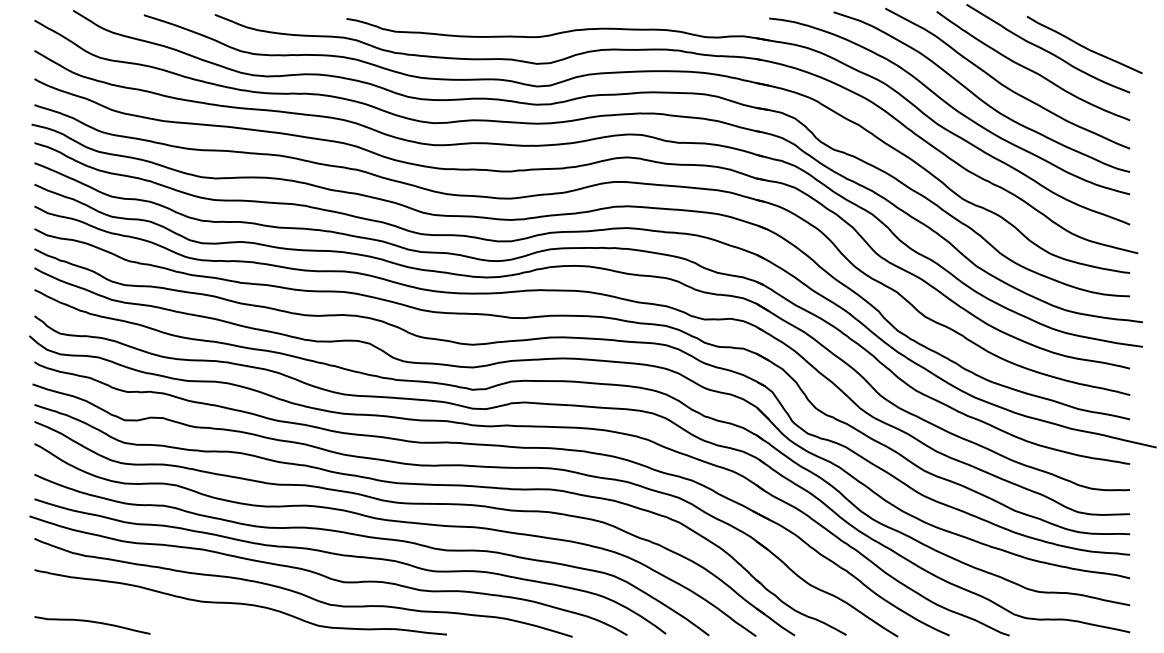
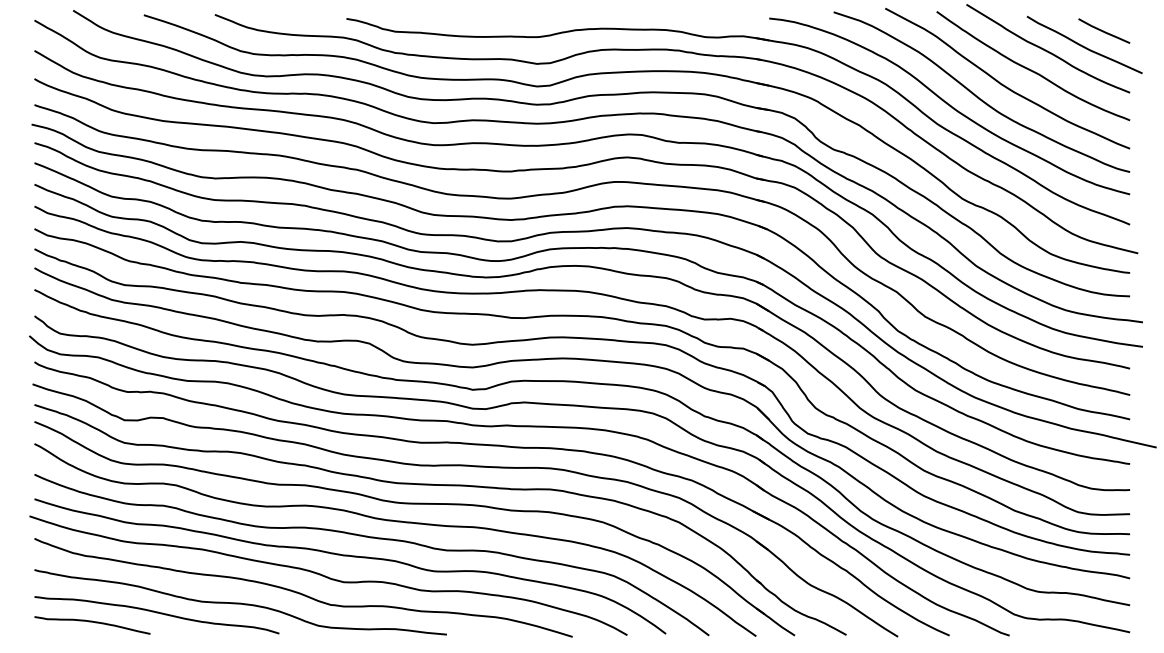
line: none -> present (1103, 30)
curve: none -> present (156, 613)
